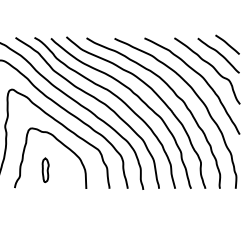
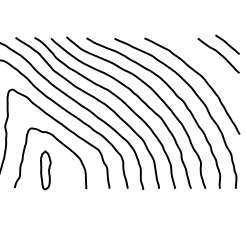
curve: present -> none (209, 65)
part size: 9x26 px -> 12x41 px (45, 170)
